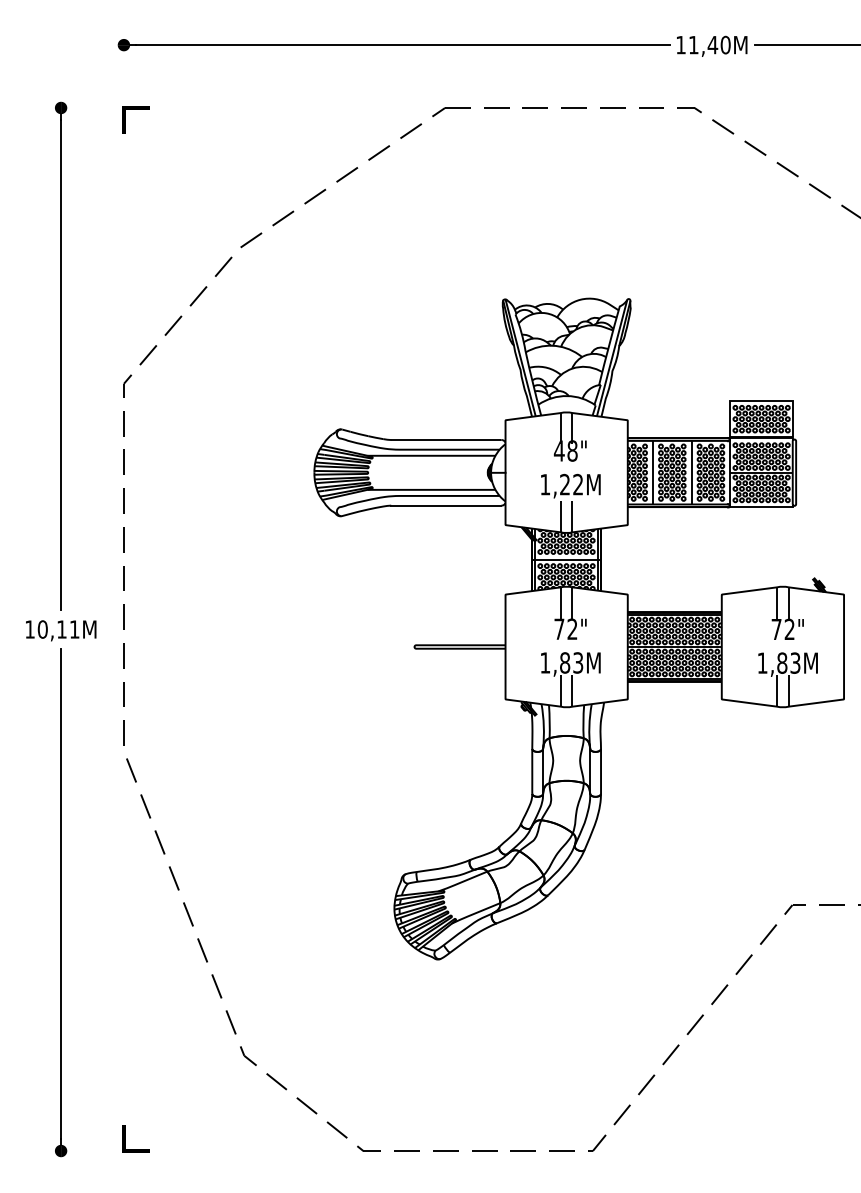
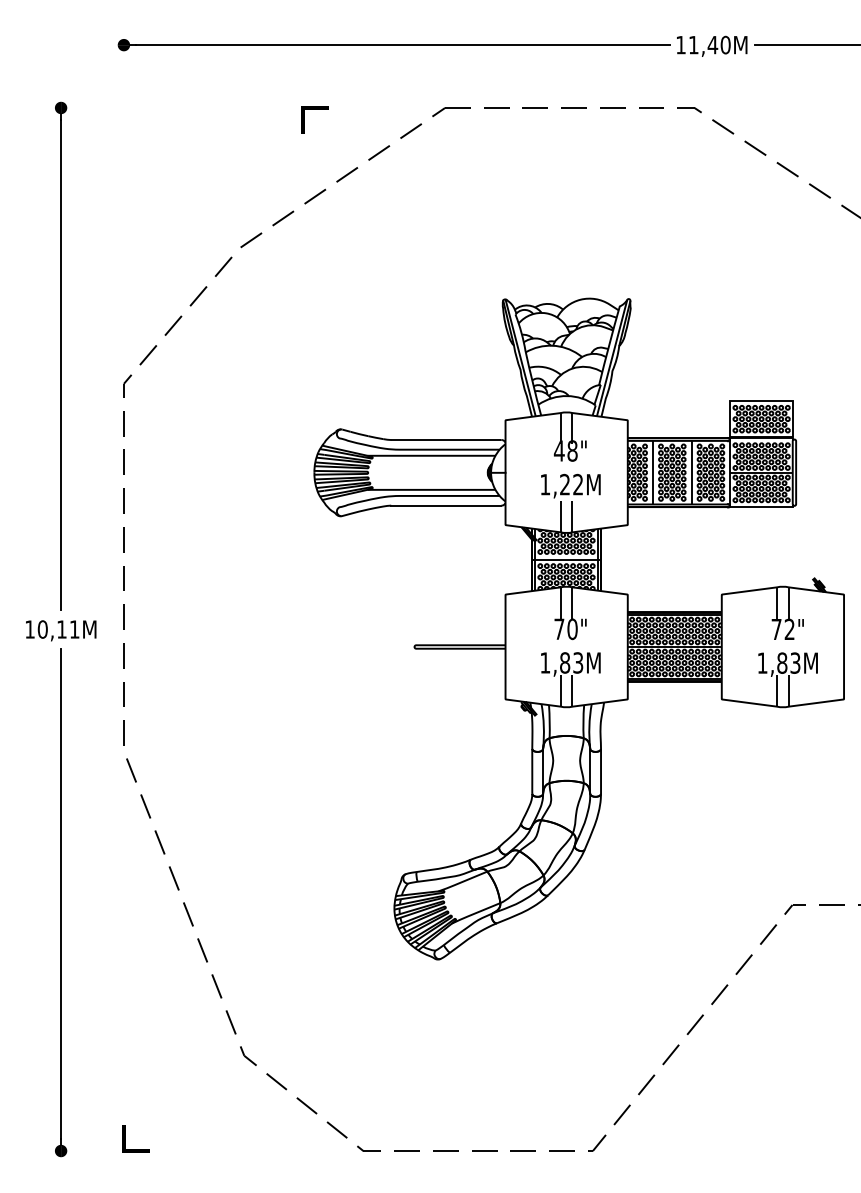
line position: (135, 109) -> (314, 109) (314, 109)
text: 72" -> 70" (572, 629)
